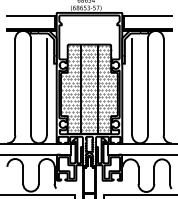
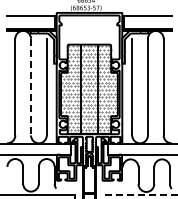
line: solid -> dashed (31, 87)
line: solid -> dashed (138, 195)
